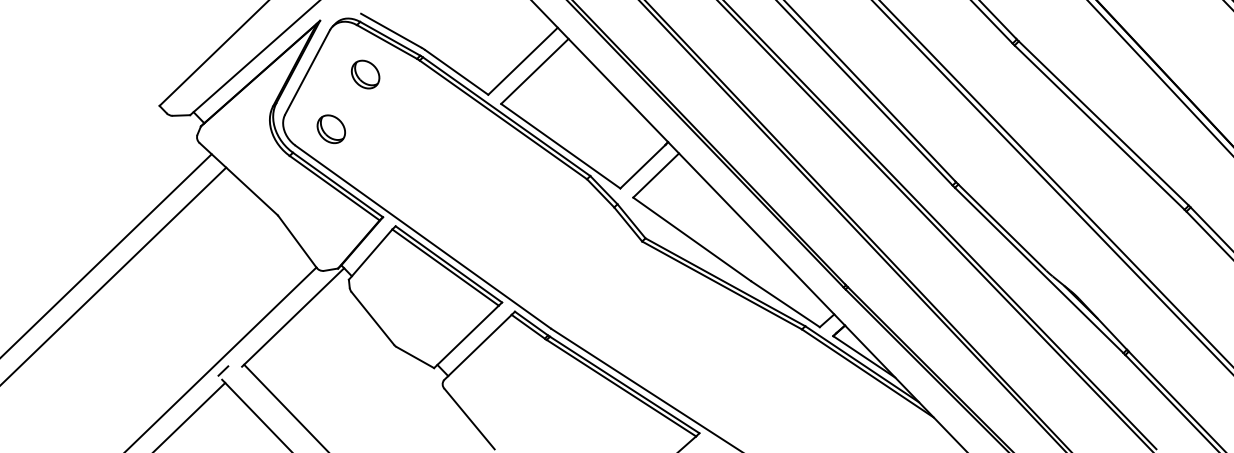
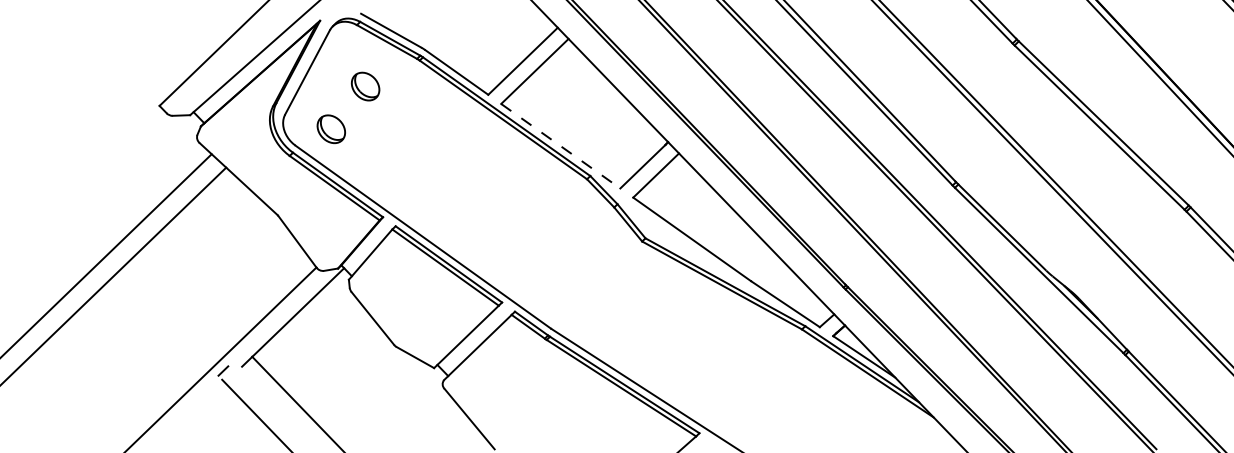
part position: (365, 74) -> (365, 86) (365, 86)
line: solid -> dashed (561, 146)
line position: (285, 406) -> (296, 402) (296, 402)
line: present -> none (190, 415)
